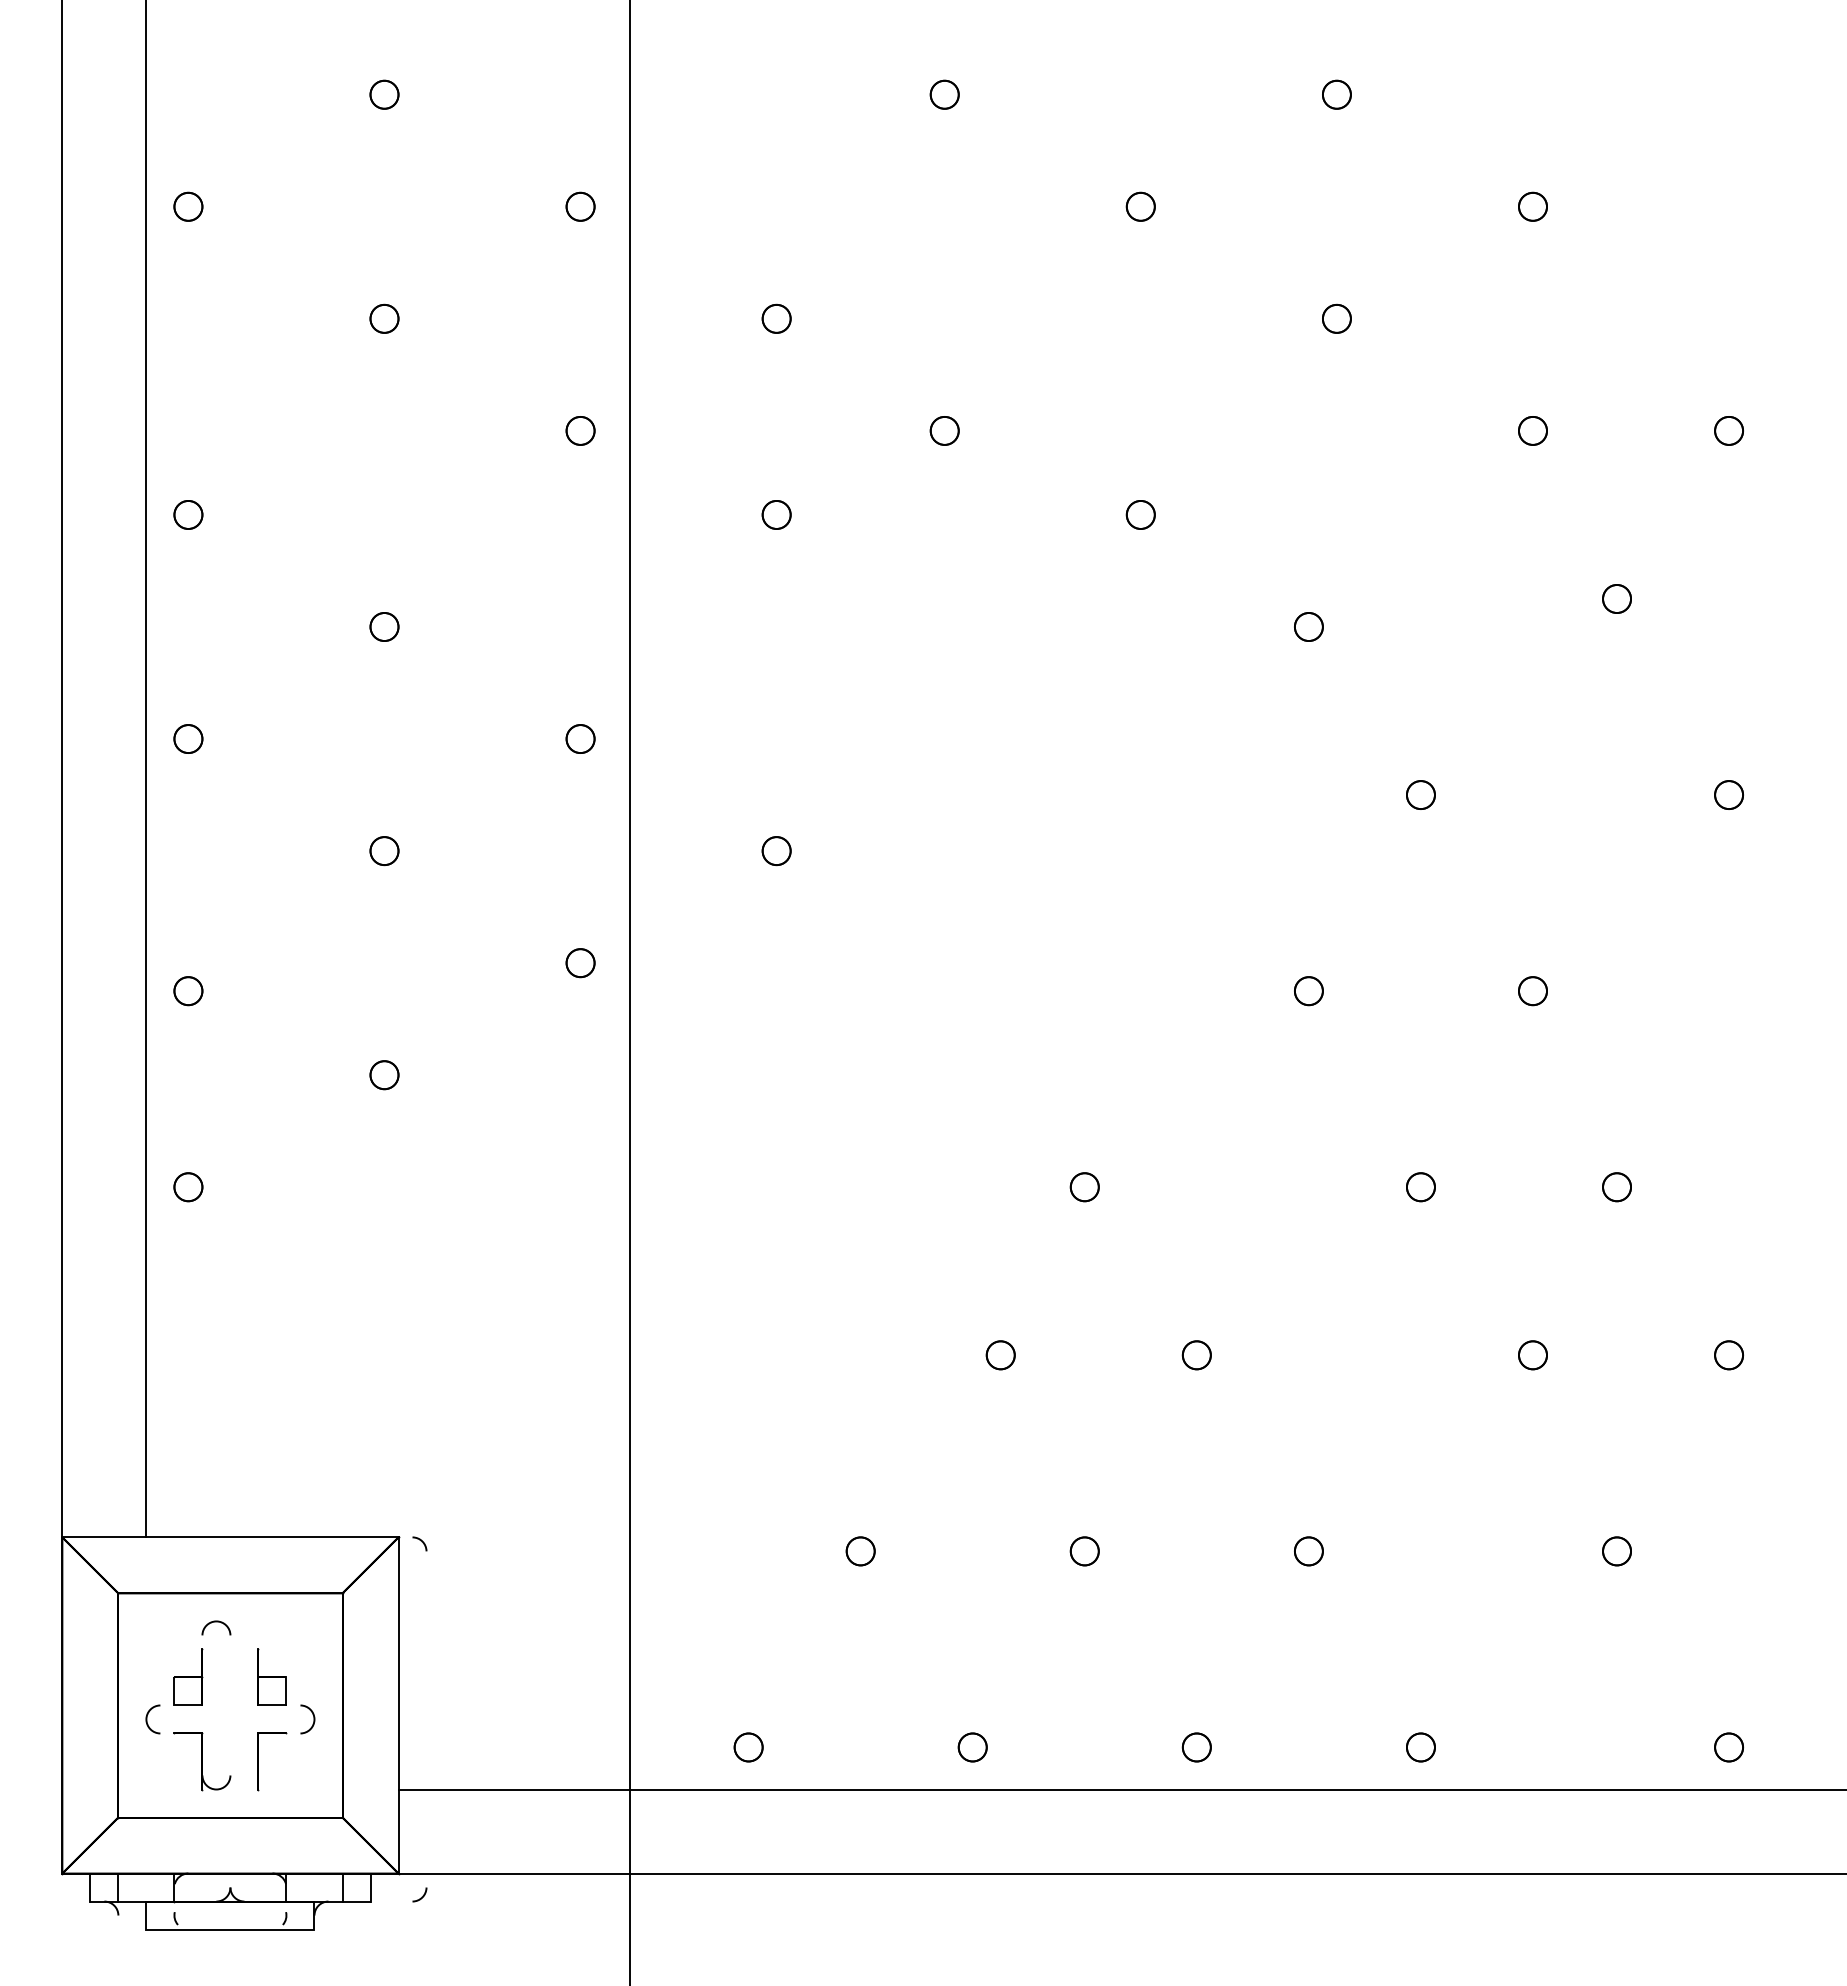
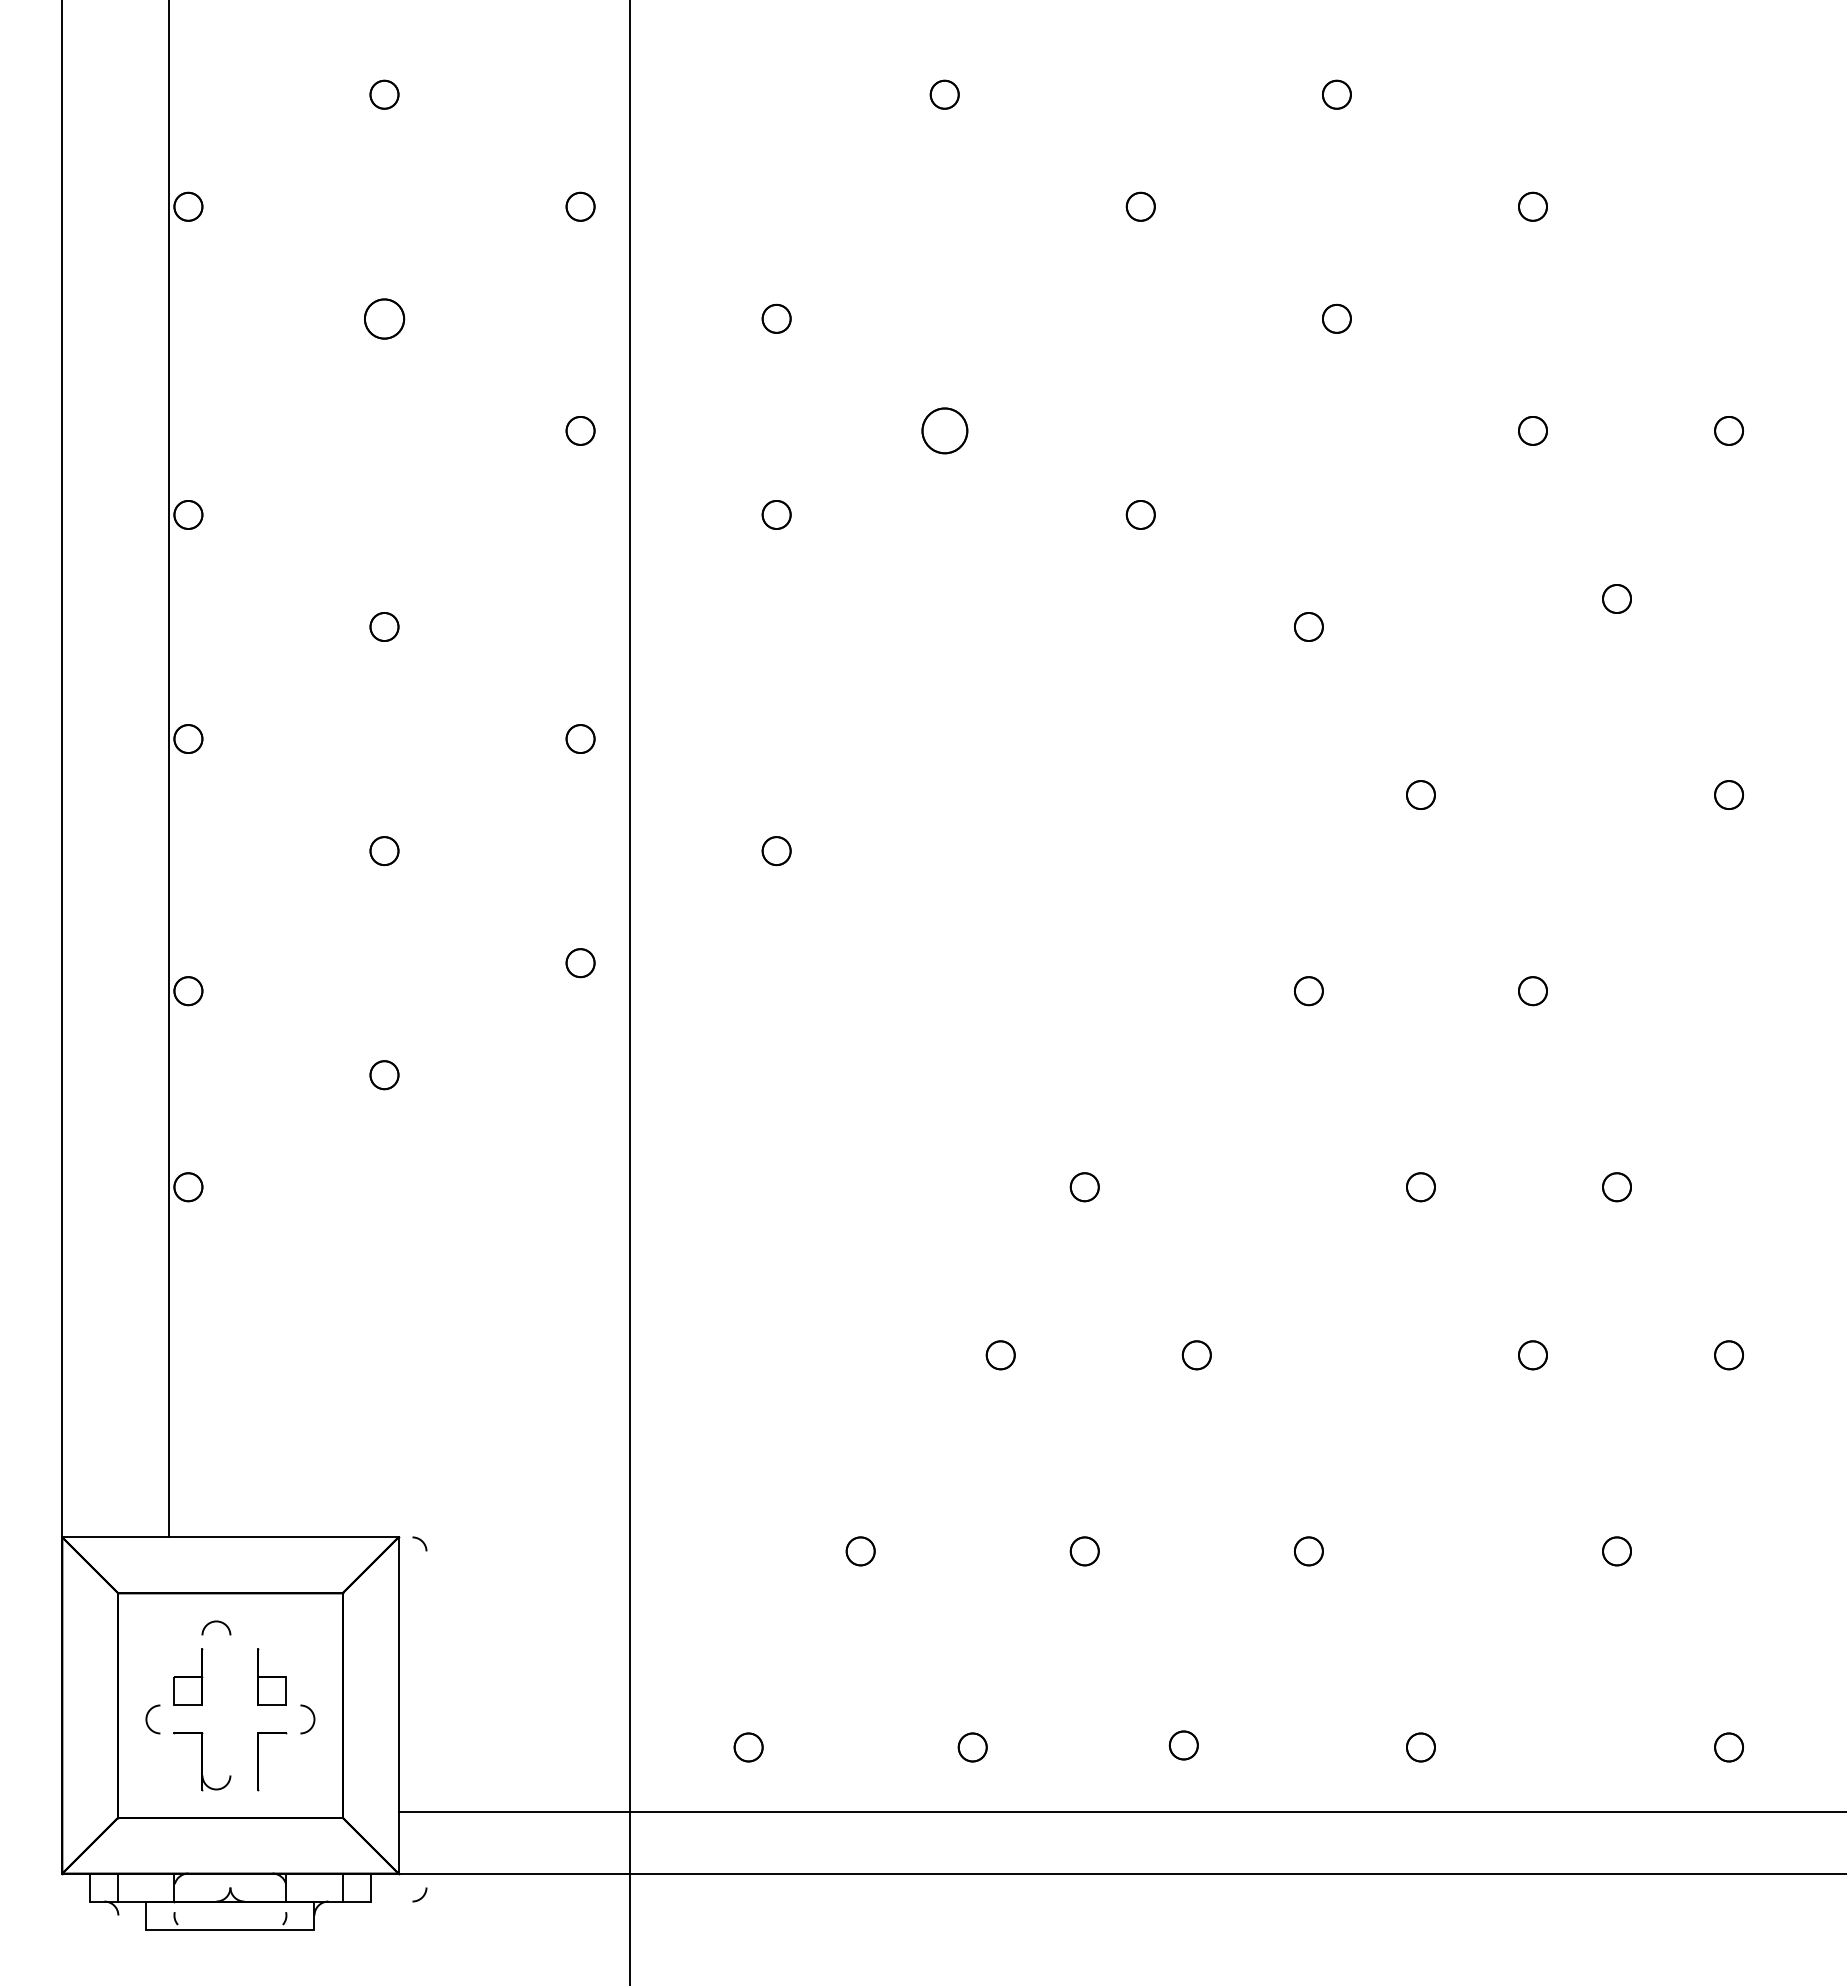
part size: 31x31 px -> 42x42 px (384, 318)
part size: 31x30 px -> 48x48 px (944, 430)
line position: (146, 769) -> (169, 769) (169, 769)
part position: (1196, 1747) -> (1183, 1745) (1183, 1745)
line position: (1120, 1789) -> (1120, 1811) (1120, 1811)
